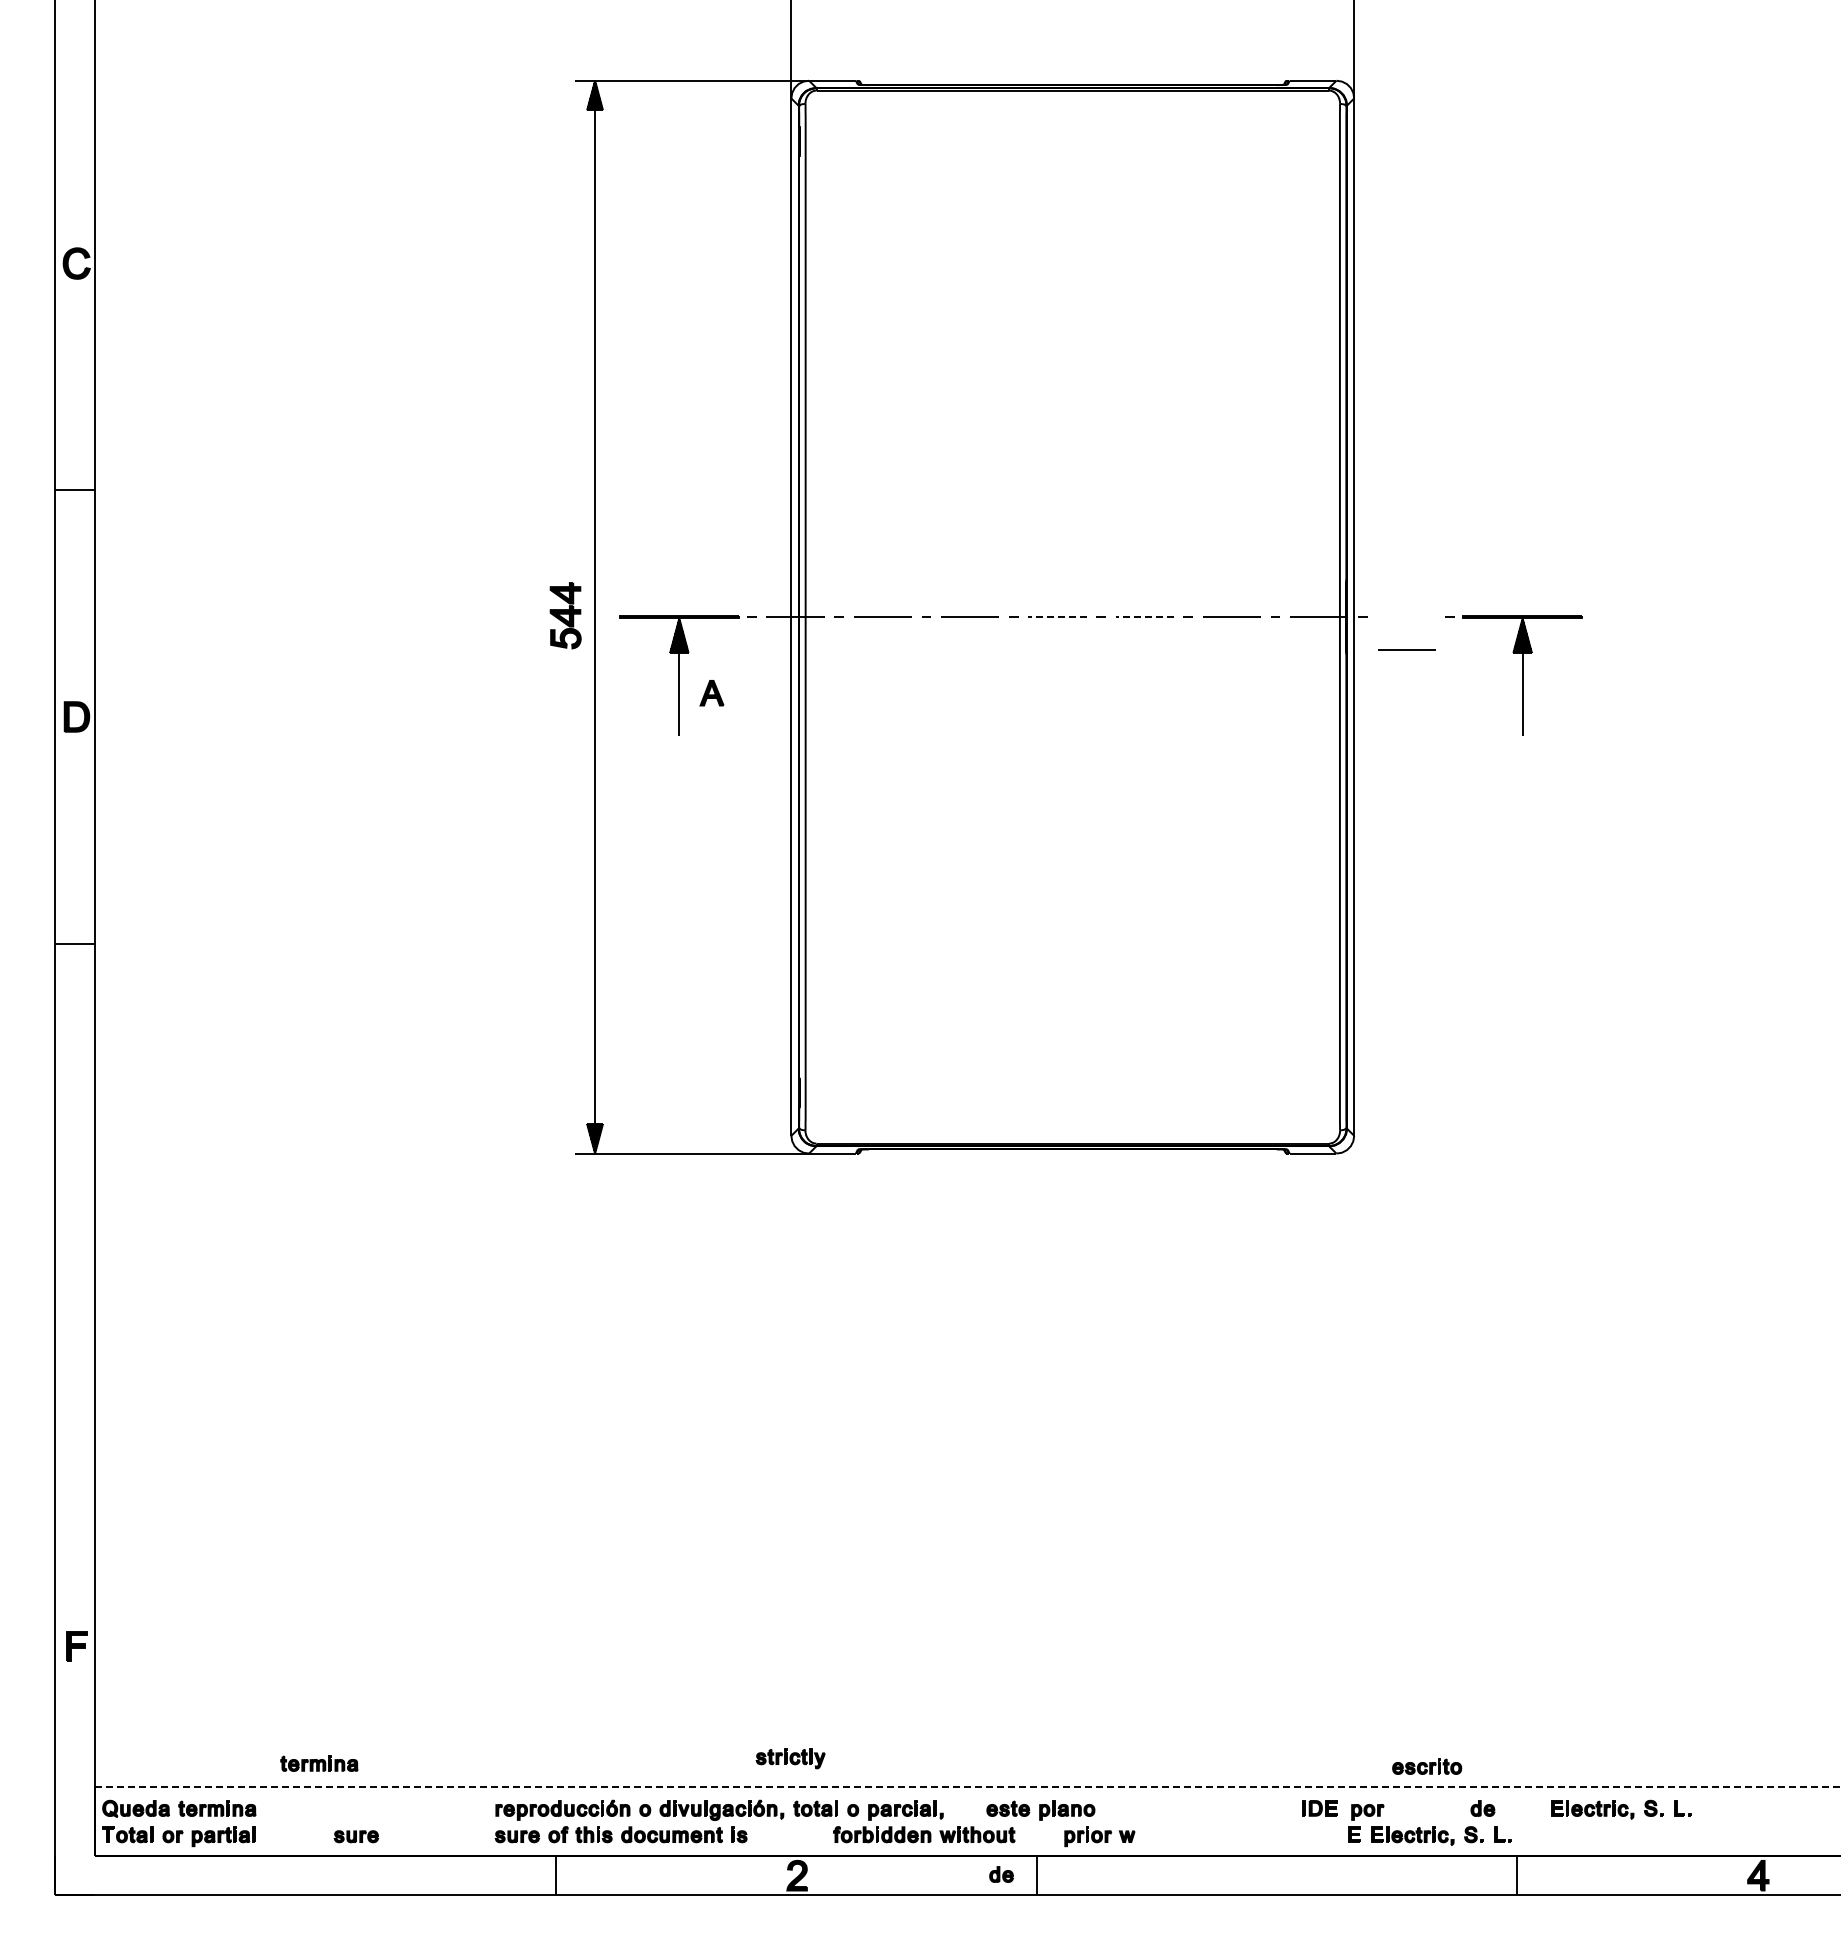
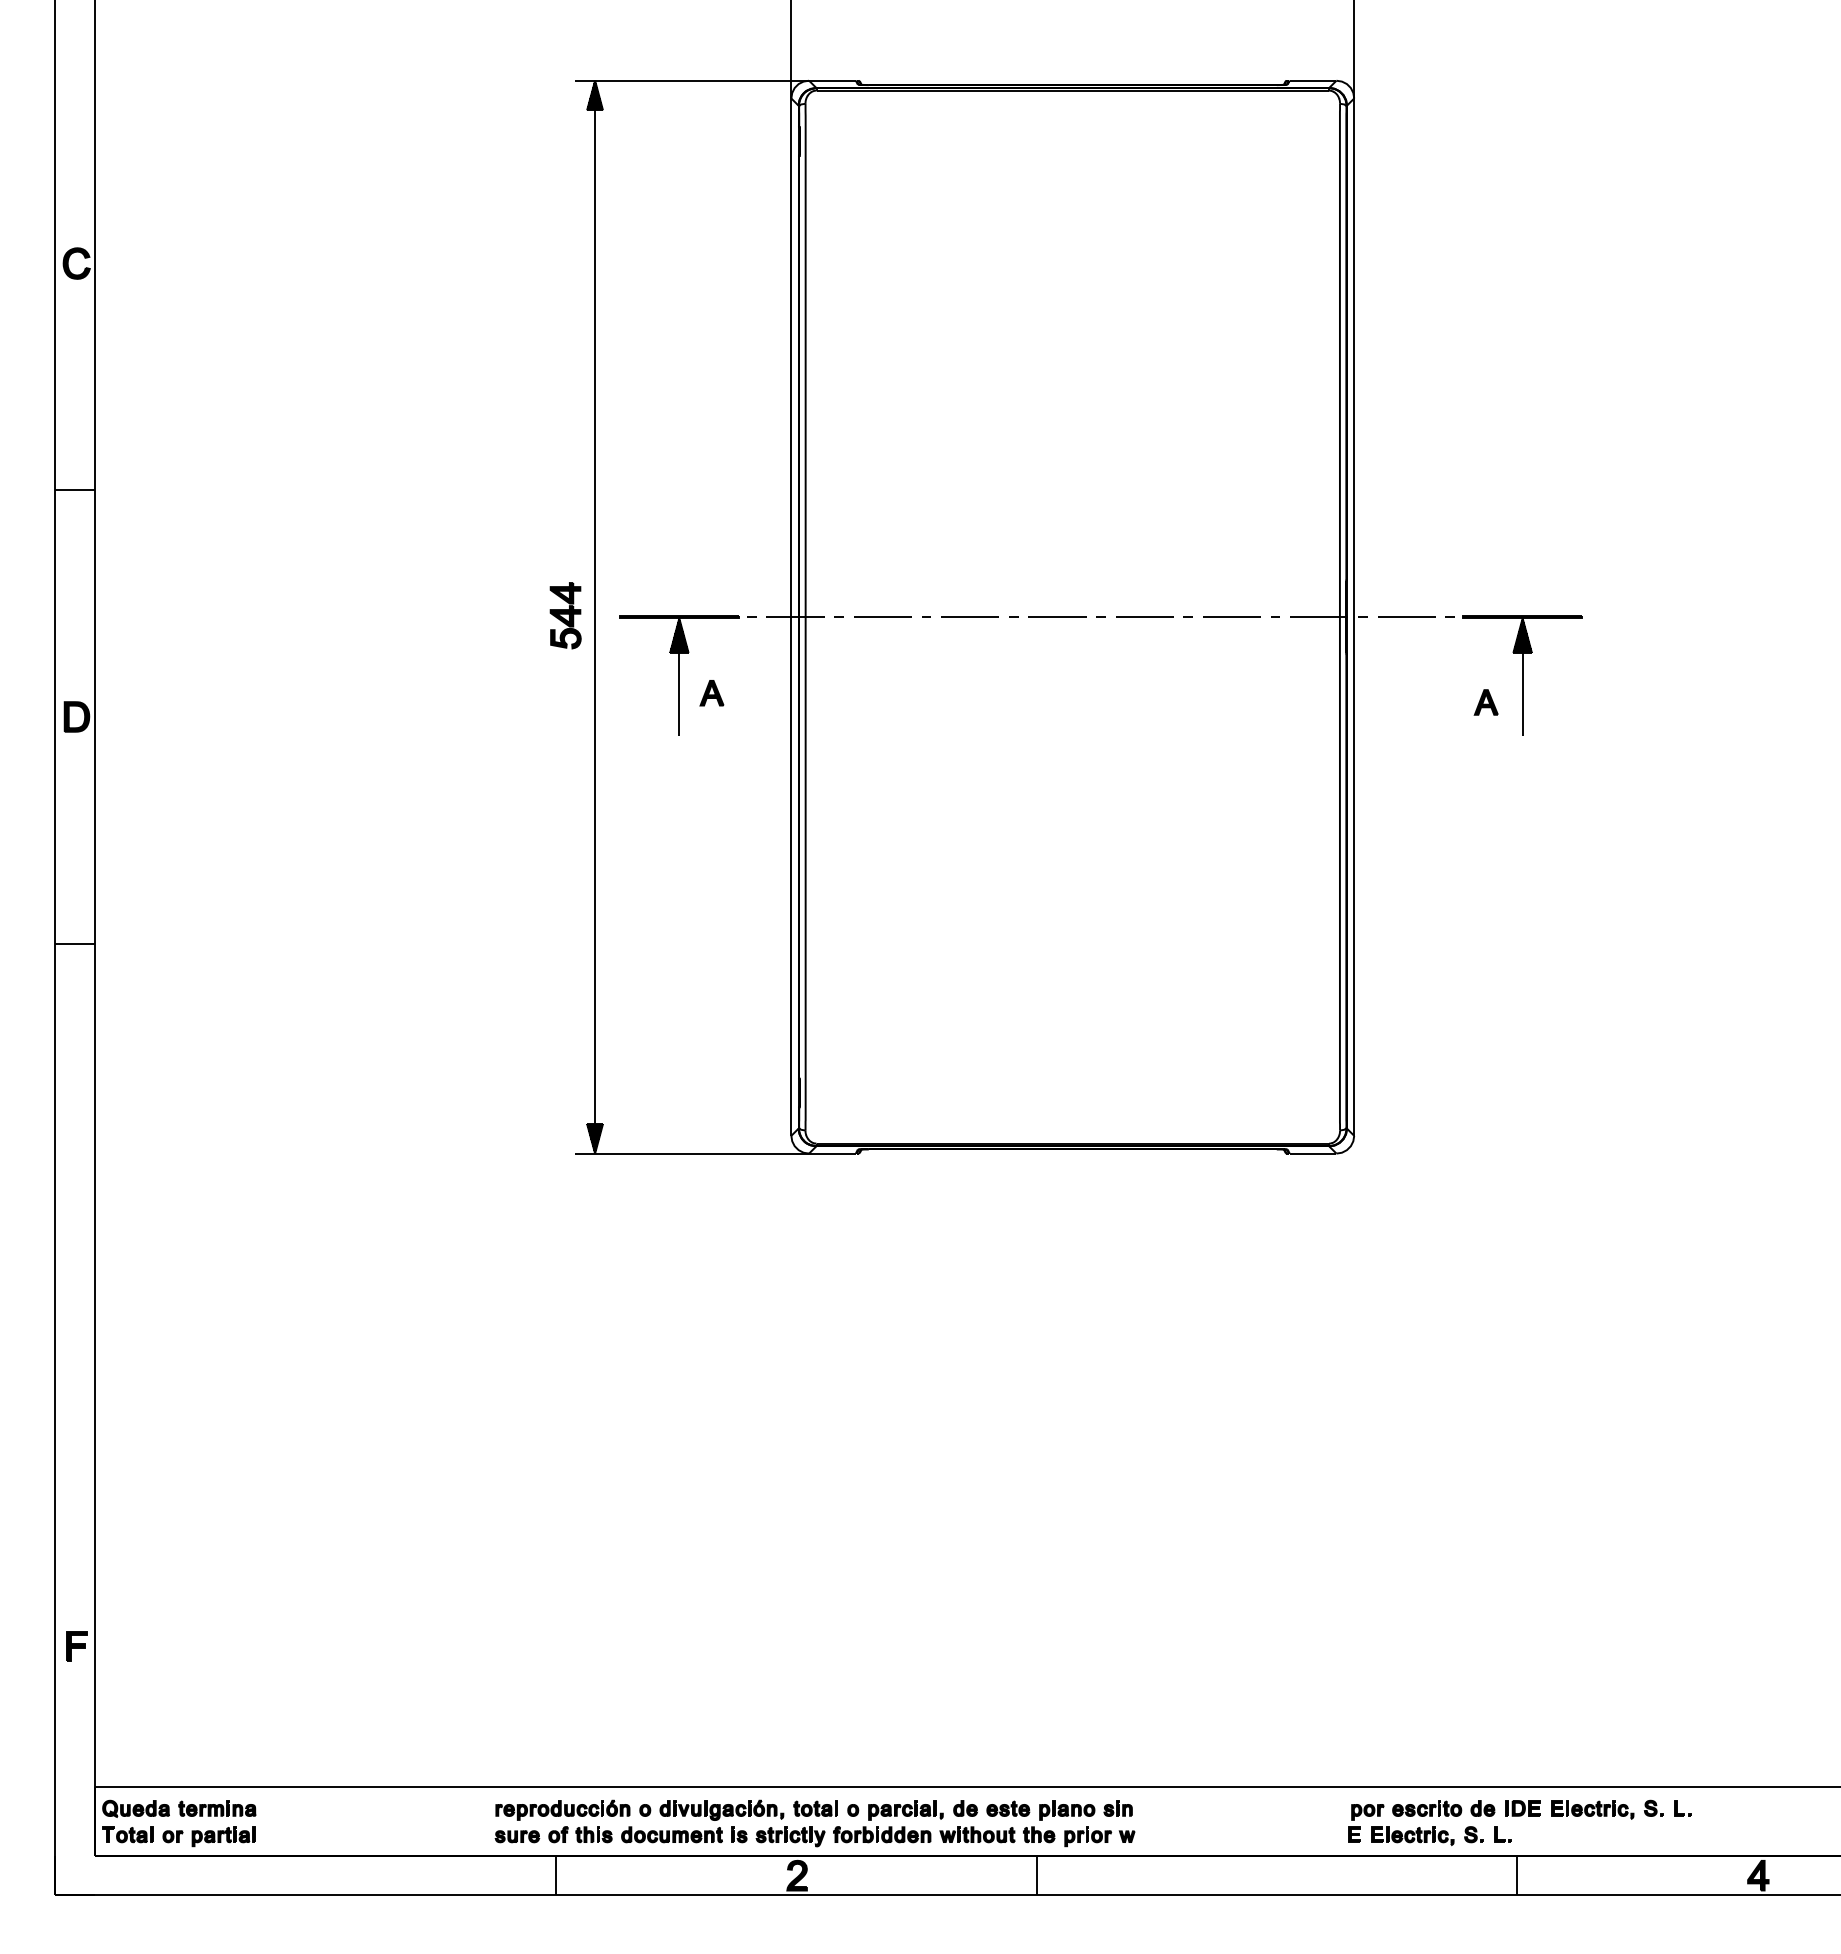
line: dashed -> solid (1056, 617)
line: dashed -> solid (1144, 617)
line position: (1406, 649) -> (1406, 616) (1406, 616)
part: none -> present (1485, 702)
part position: (790, 1758) -> (790, 1836) (790, 1836)
part: present -> none (319, 1763)
part position: (1427, 1766) -> (1427, 1808) (1427, 1808)
line: dashed -> solid (968, 1786)
part: none -> present (1117, 1808)
part position: (1319, 1808) -> (1522, 1808) (1522, 1808)
part: none -> present (1039, 1834)
part: present -> none (356, 1836)
part position: (1001, 1874) -> (965, 1808) (965, 1808)
